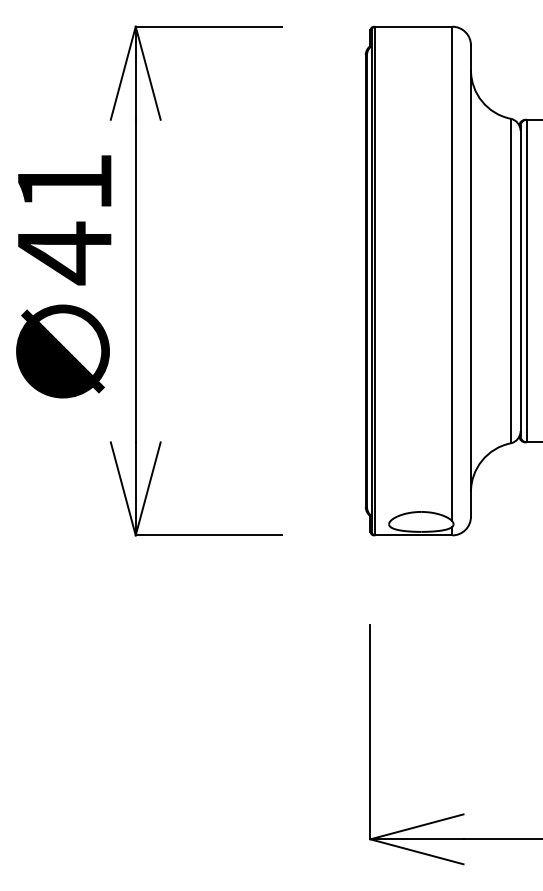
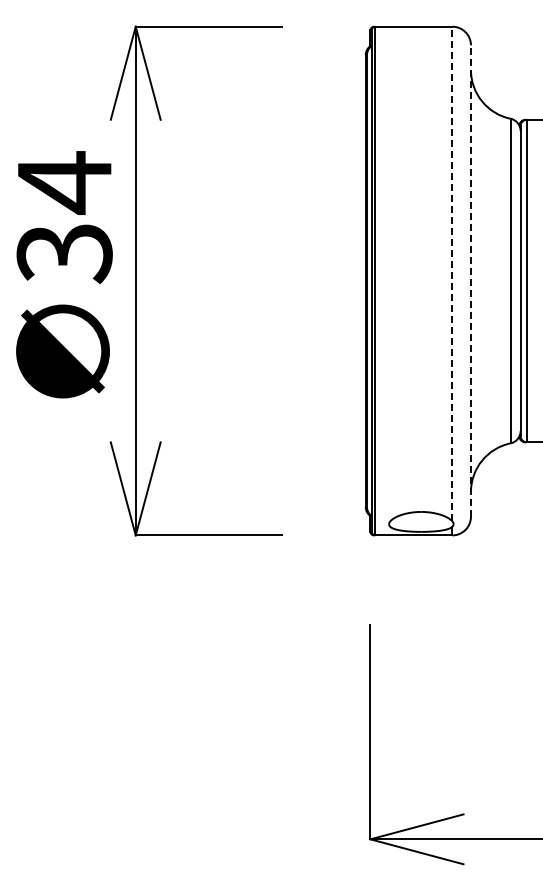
text: 41 -> 34 (64, 218)
line: solid -> dashed (452, 273)
line: solid -> dashed (470, 281)
